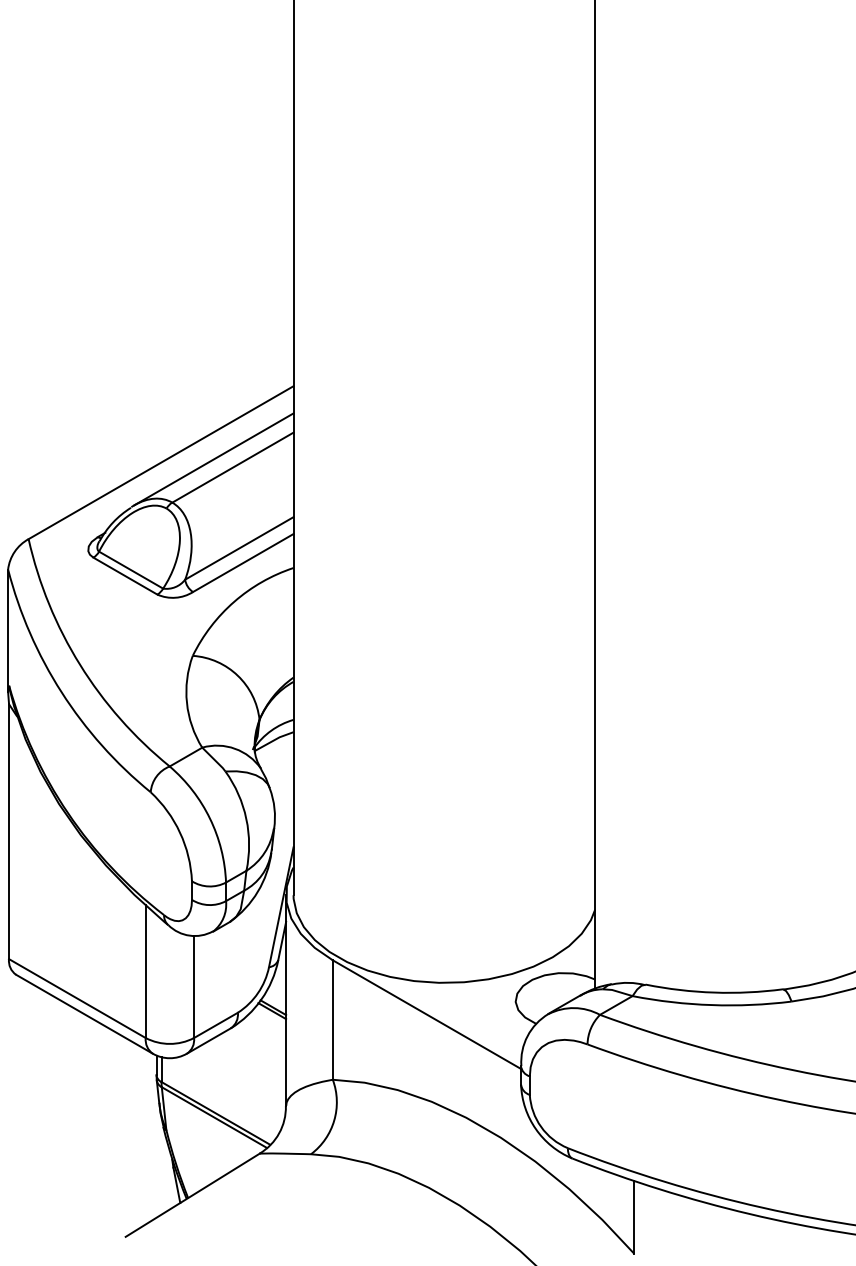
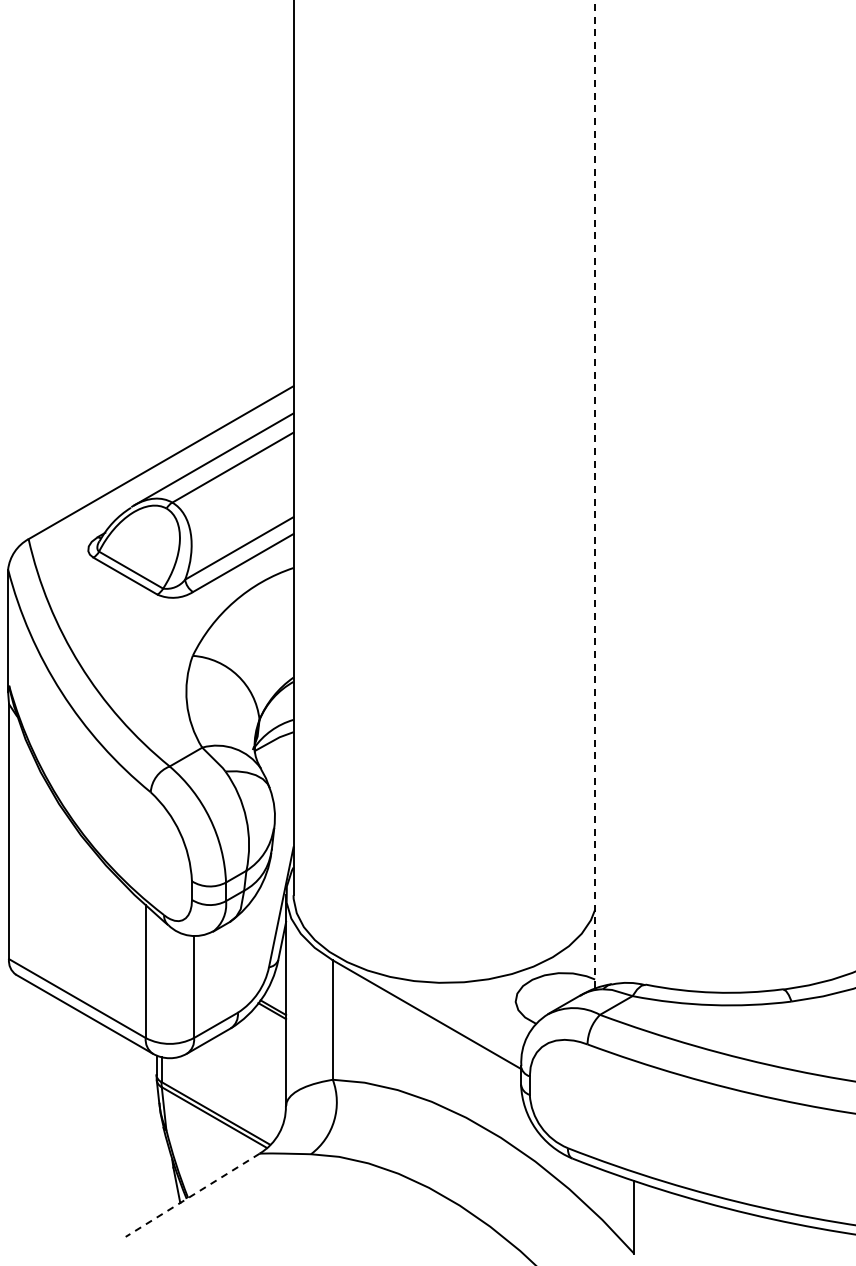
line: solid -> dashed (595, 495)
line: solid -> dashed (192, 1195)
